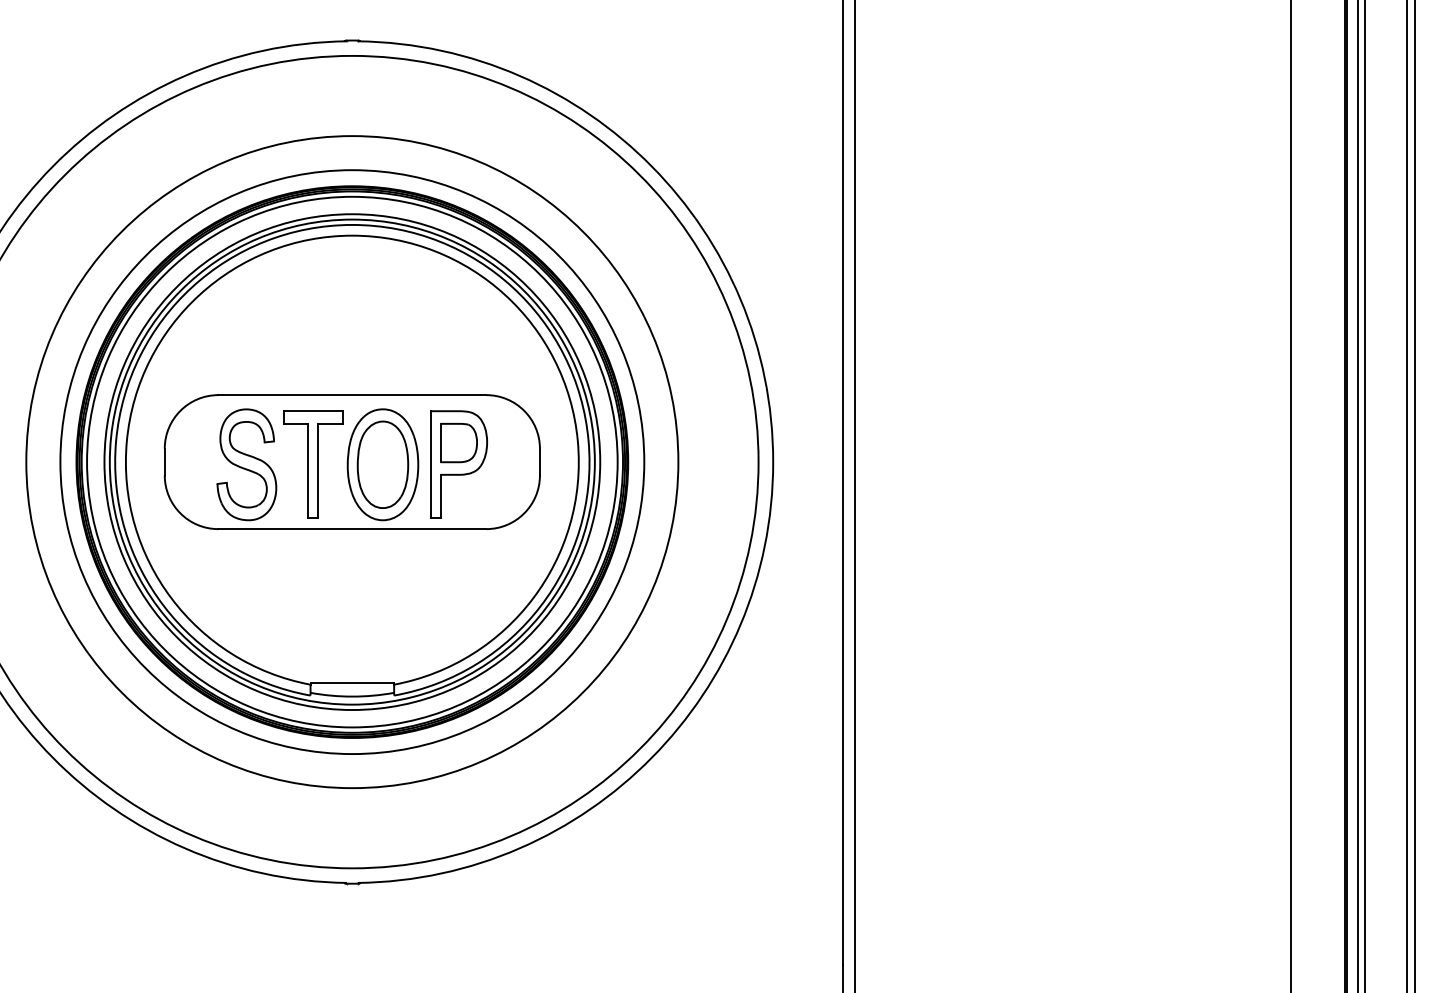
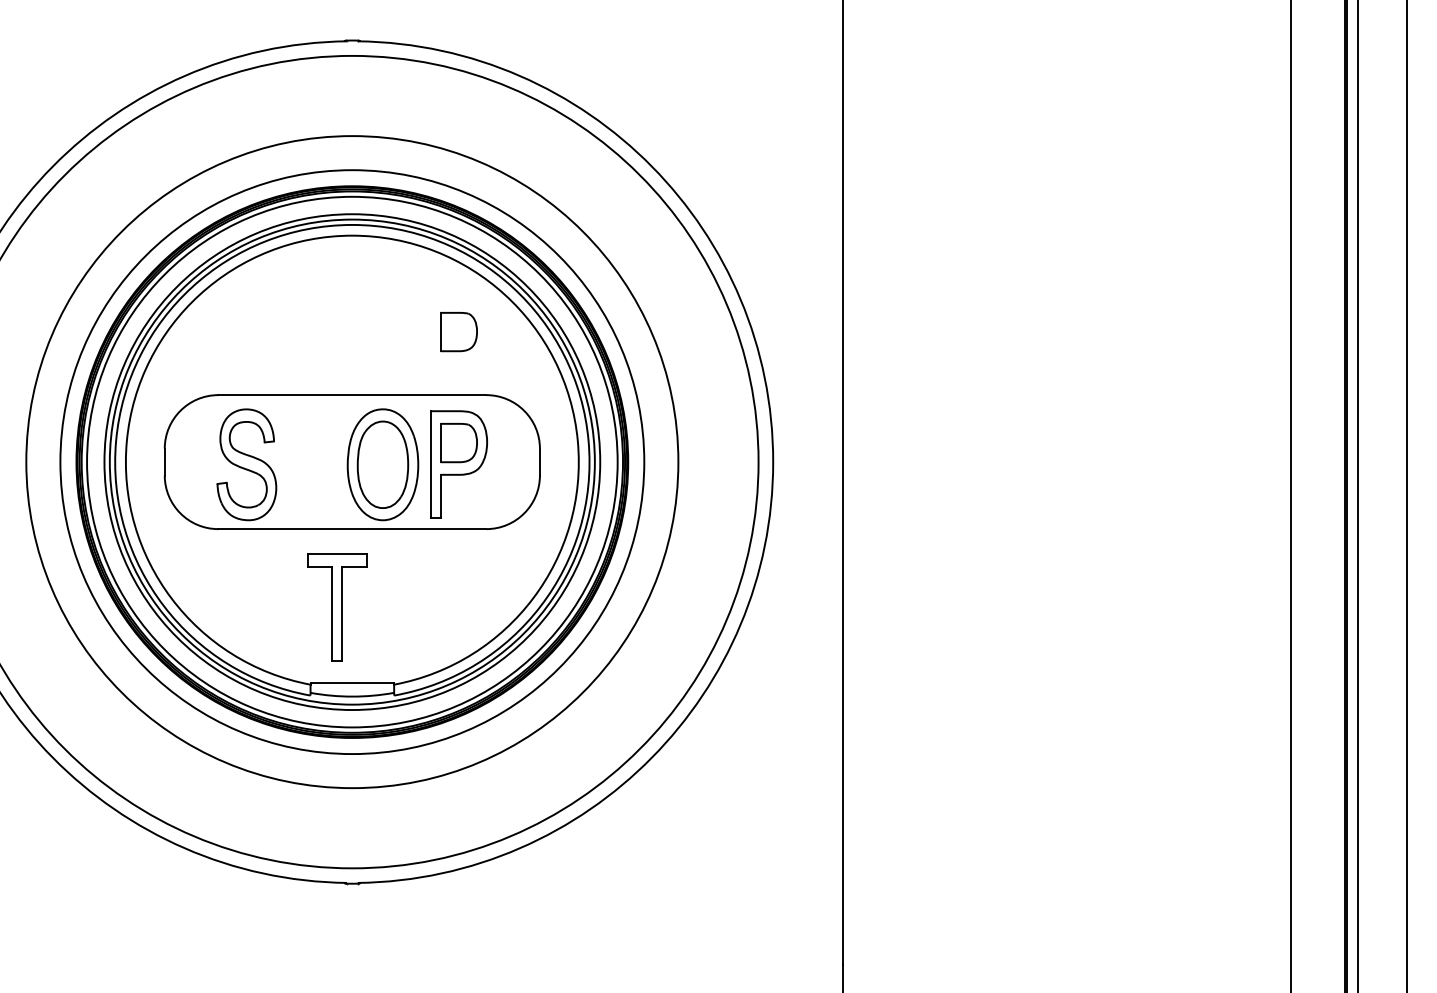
part: none -> present (458, 332)
part position: (313, 464) -> (337, 607) (337, 607)
line: present -> none (855, 495)
line: present -> none (1364, 495)
line: present -> none (1415, 495)
